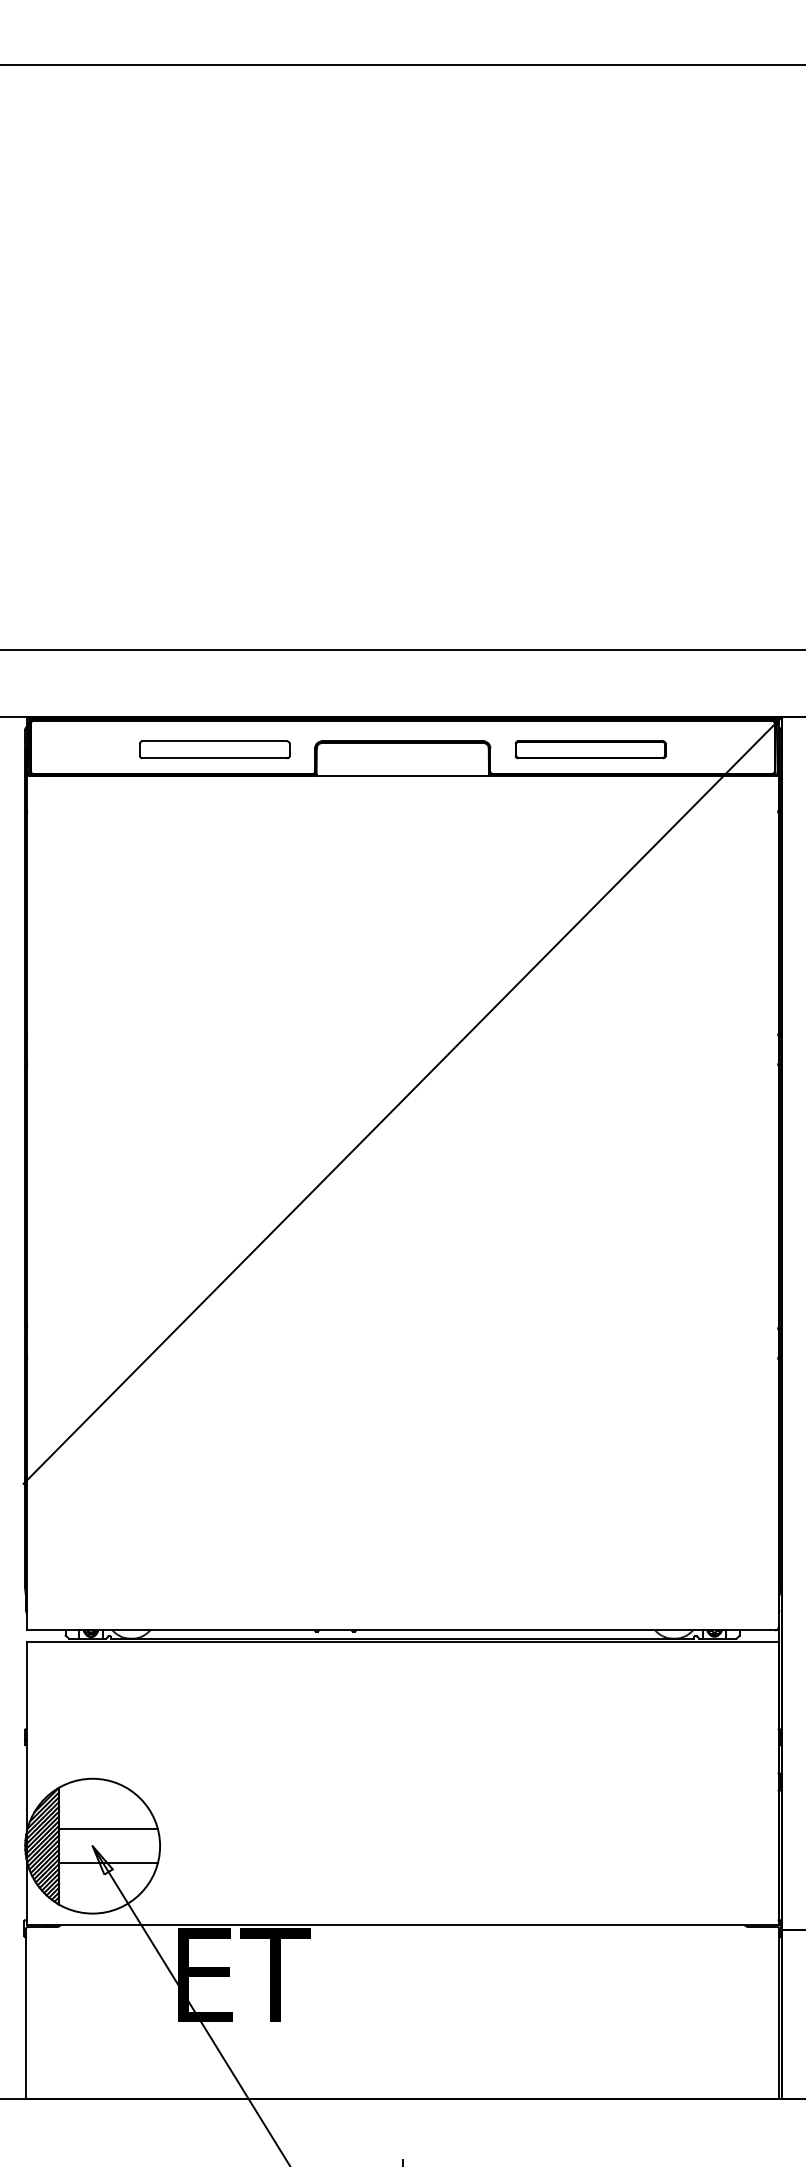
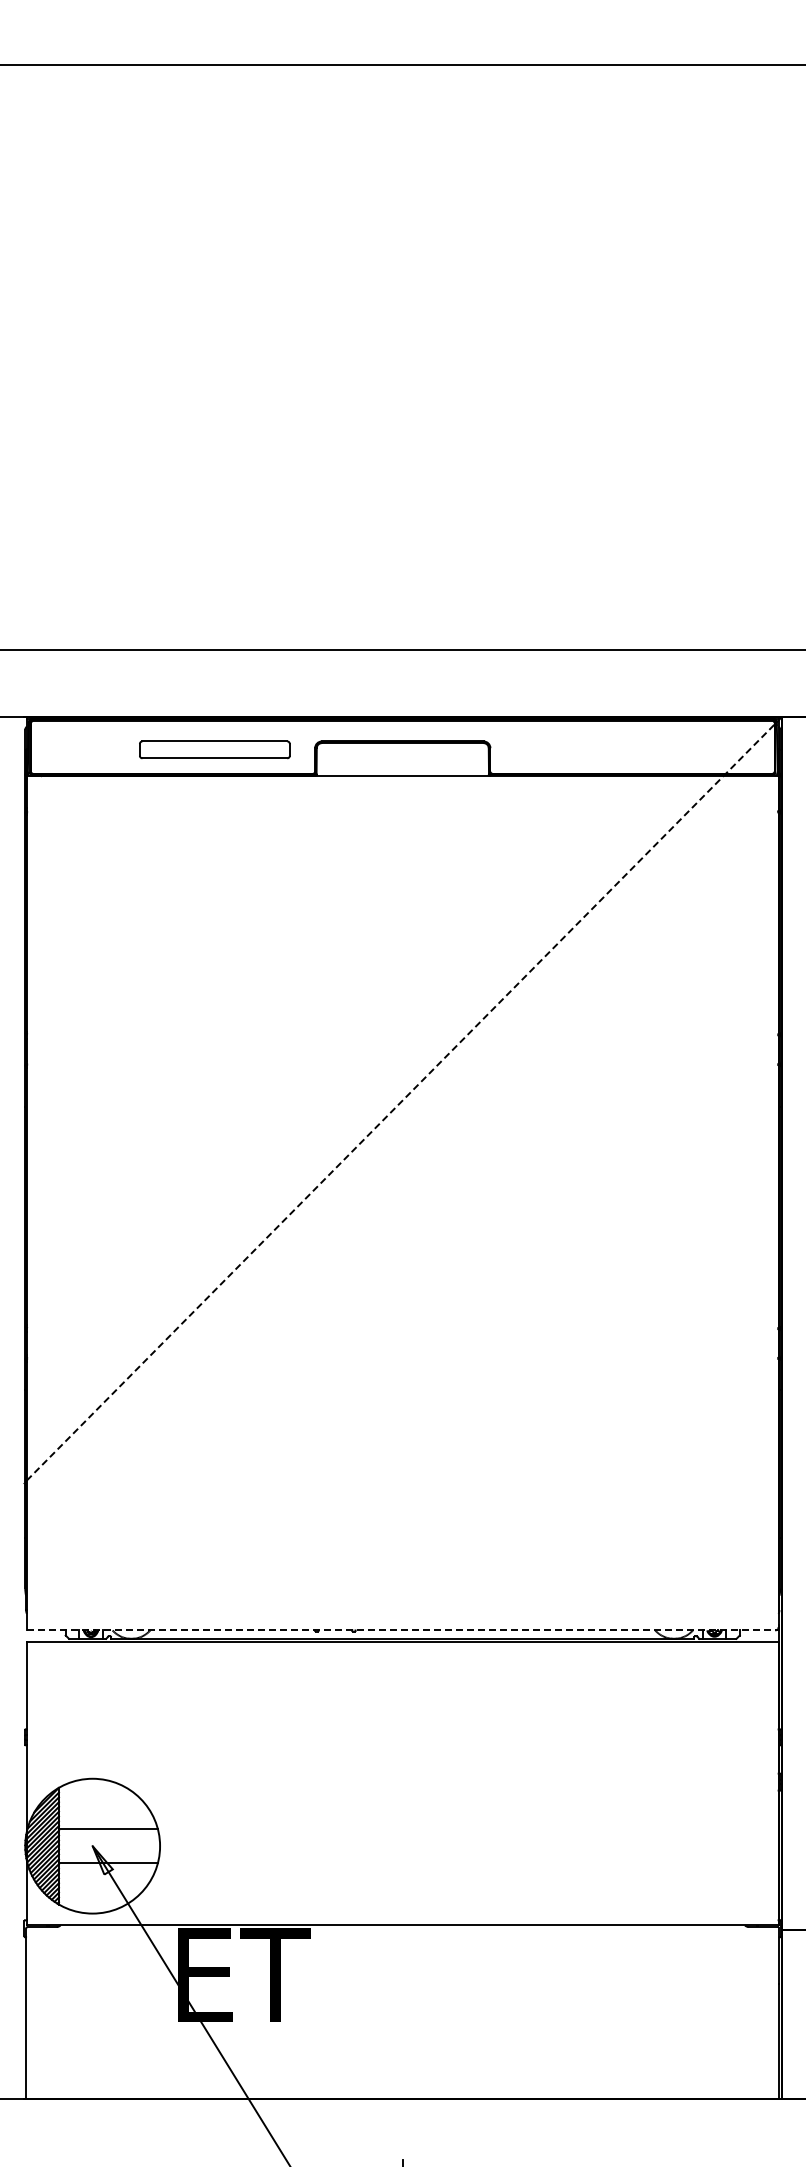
part: present -> none (590, 749)
line: solid -> dashed (402, 1100)
line: solid -> dashed (402, 1630)
